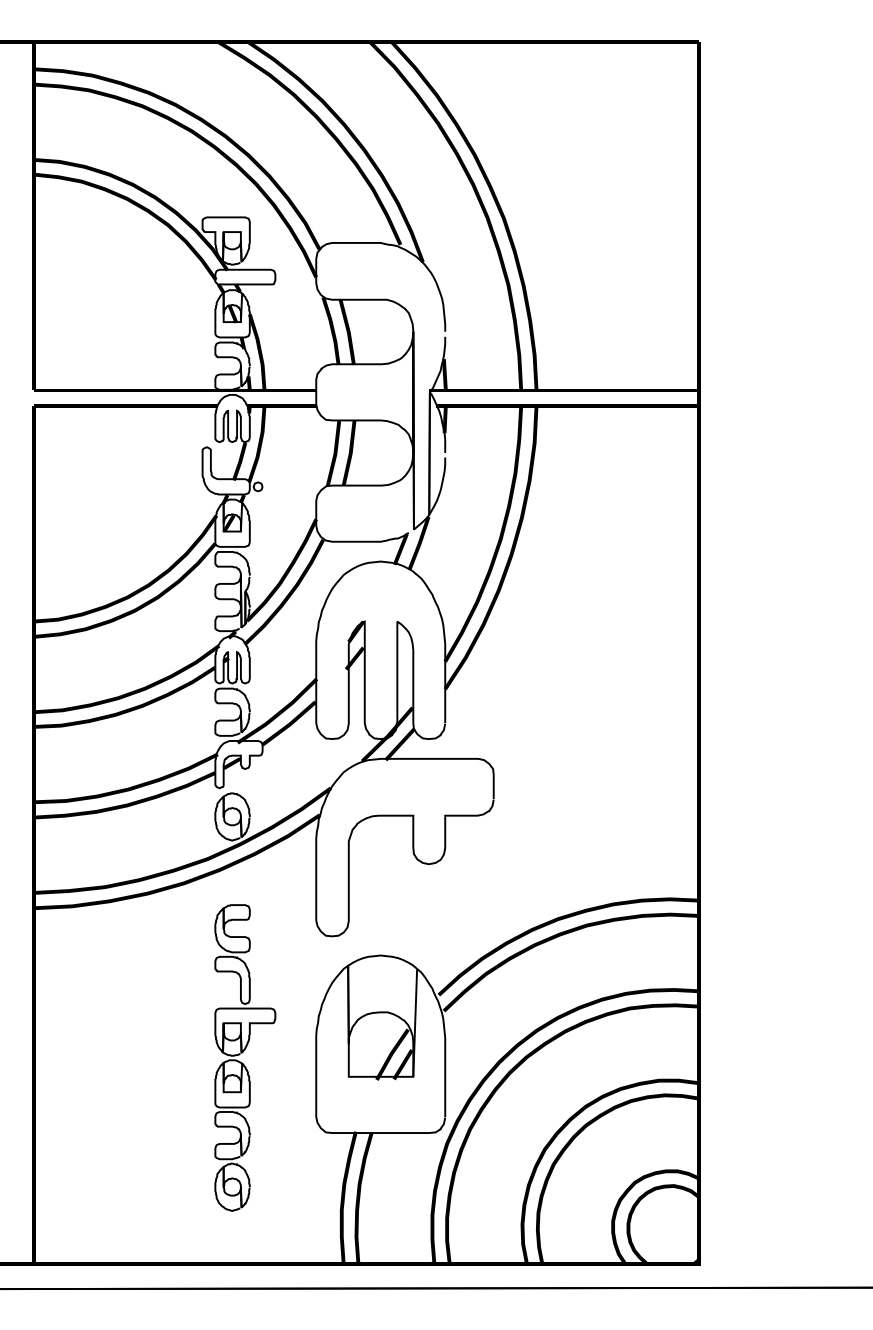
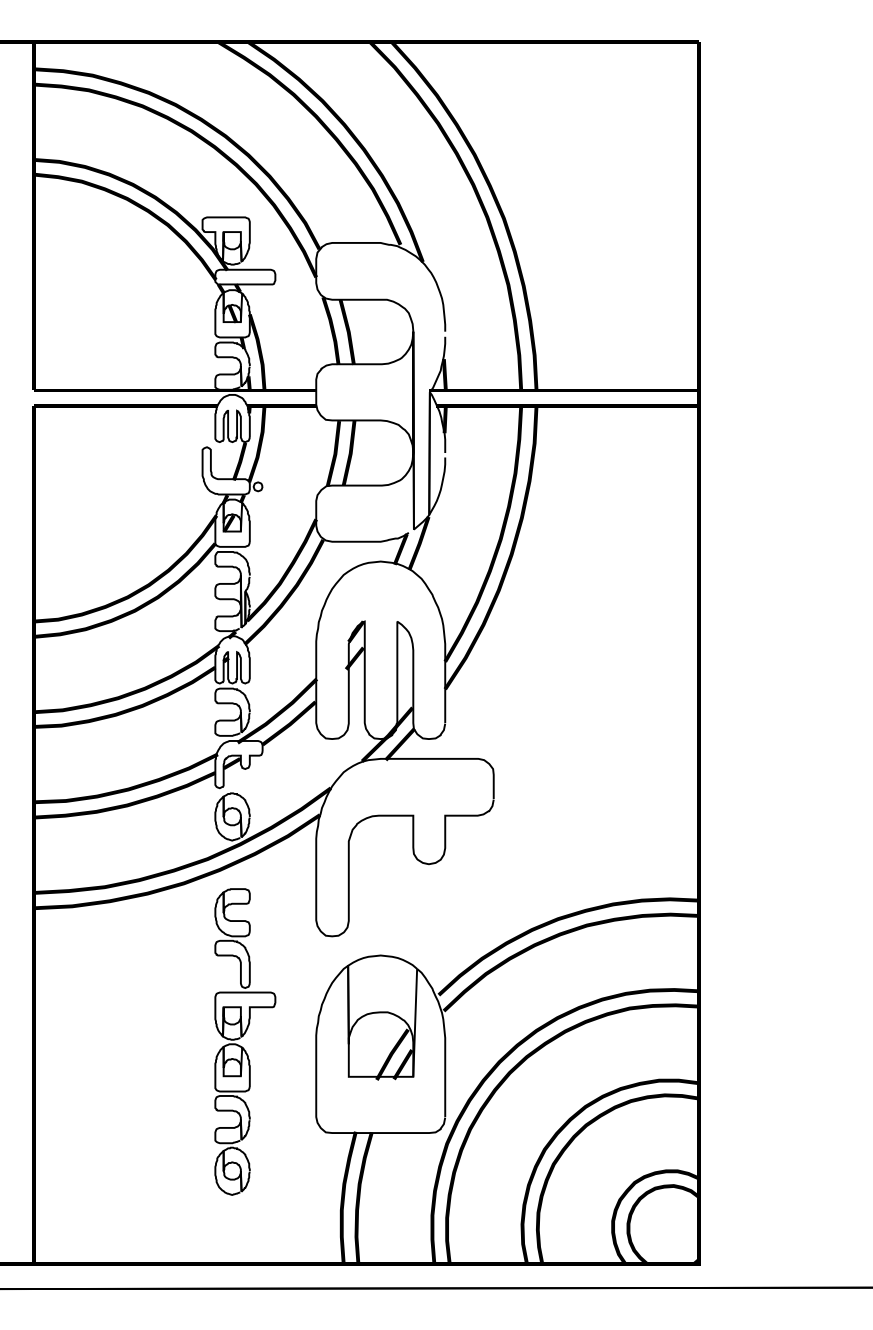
part position: (245, 1057) -> (245, 1041) (245, 1041)
